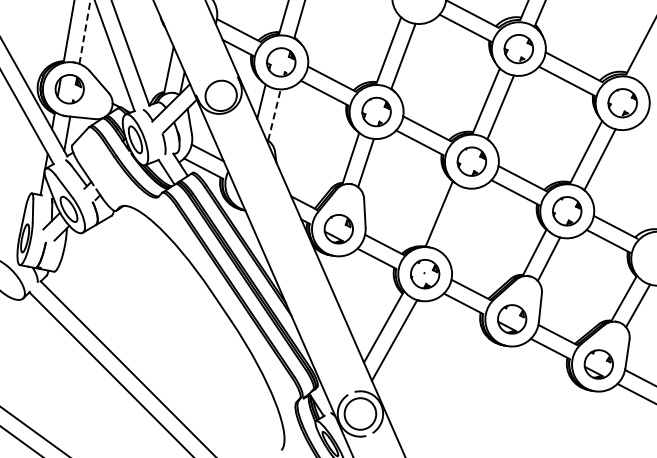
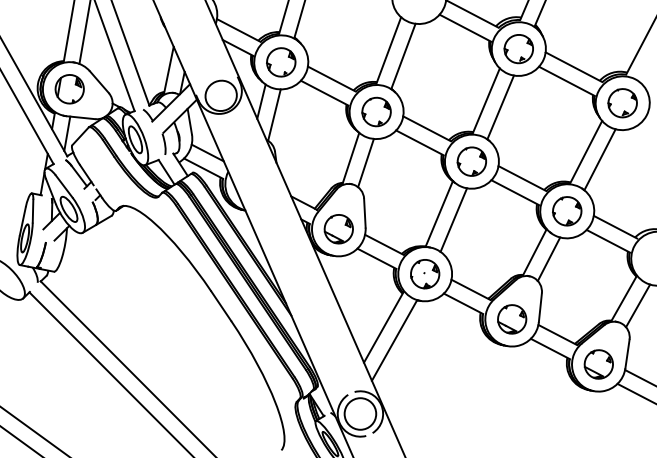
line: dashed -> solid (85, 31)
line: dashed -> solid (274, 114)
line: none -> present (453, 219)
